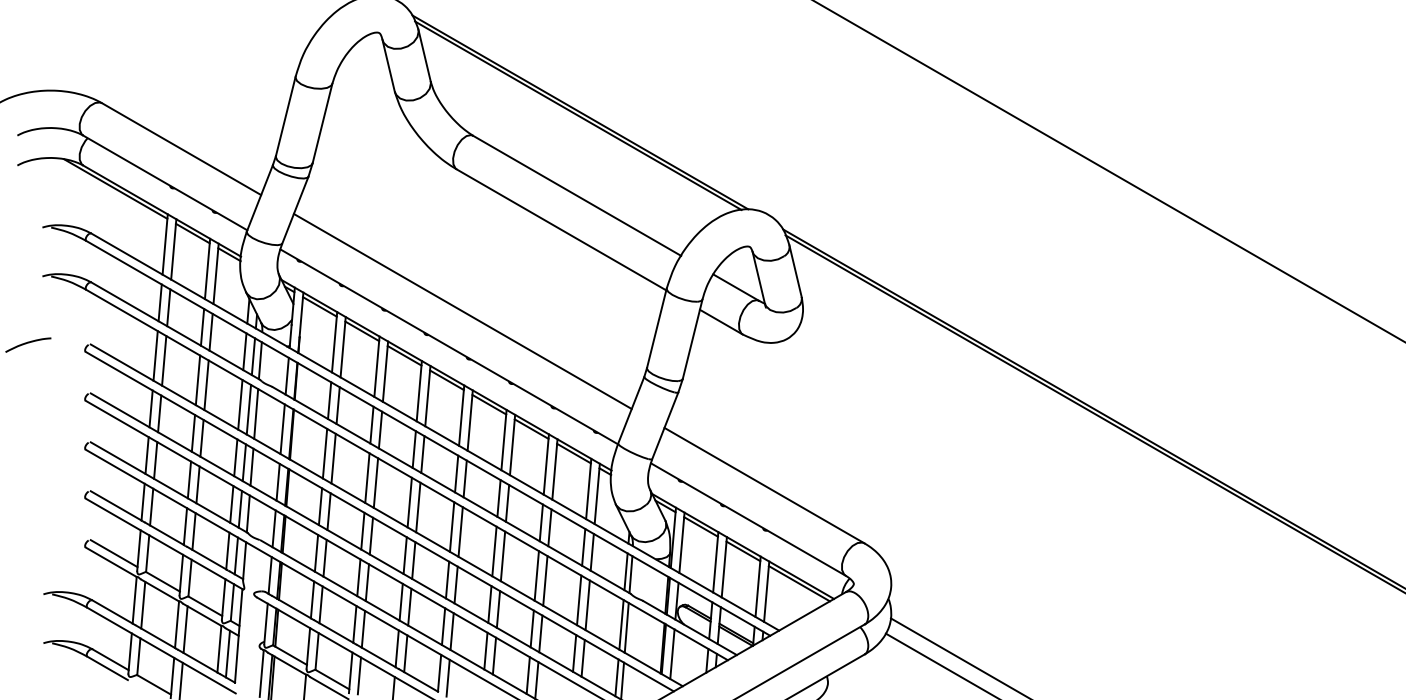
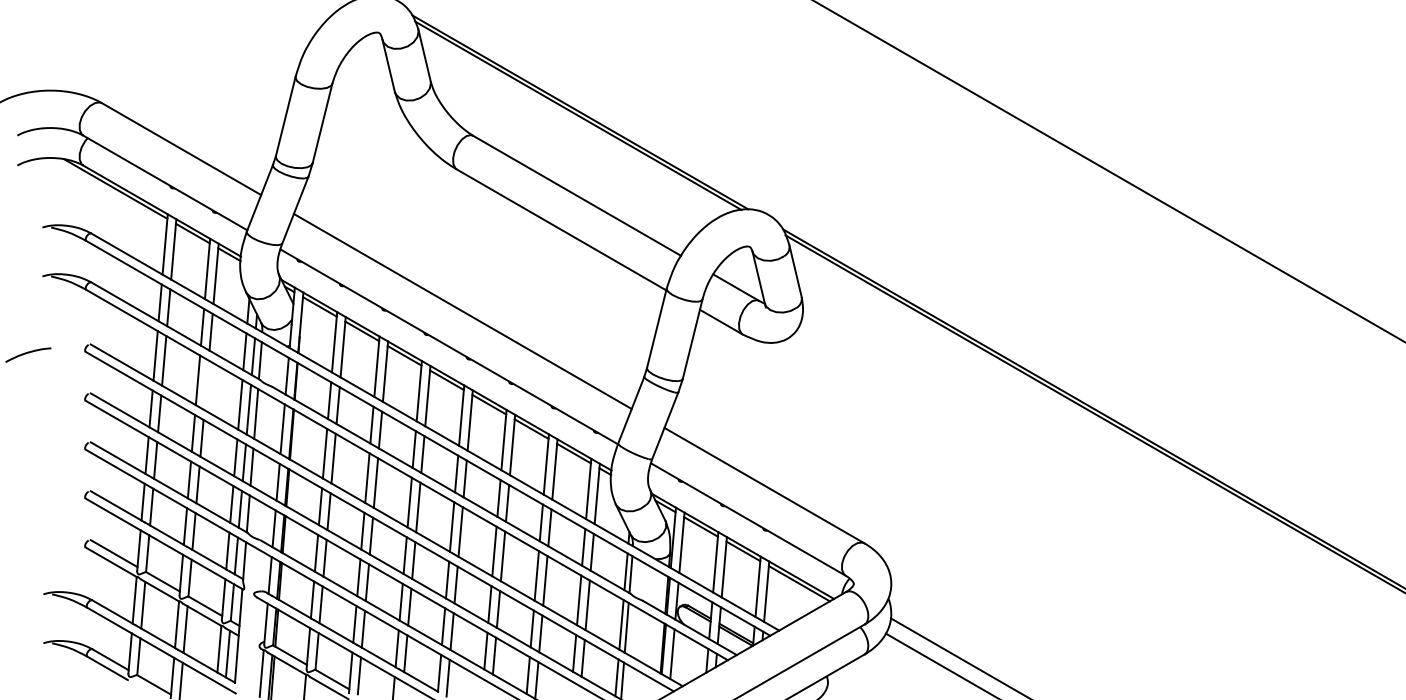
curve position: (28, 343) -> (28, 353) (28, 353)
line: present -> none (206, 385)
